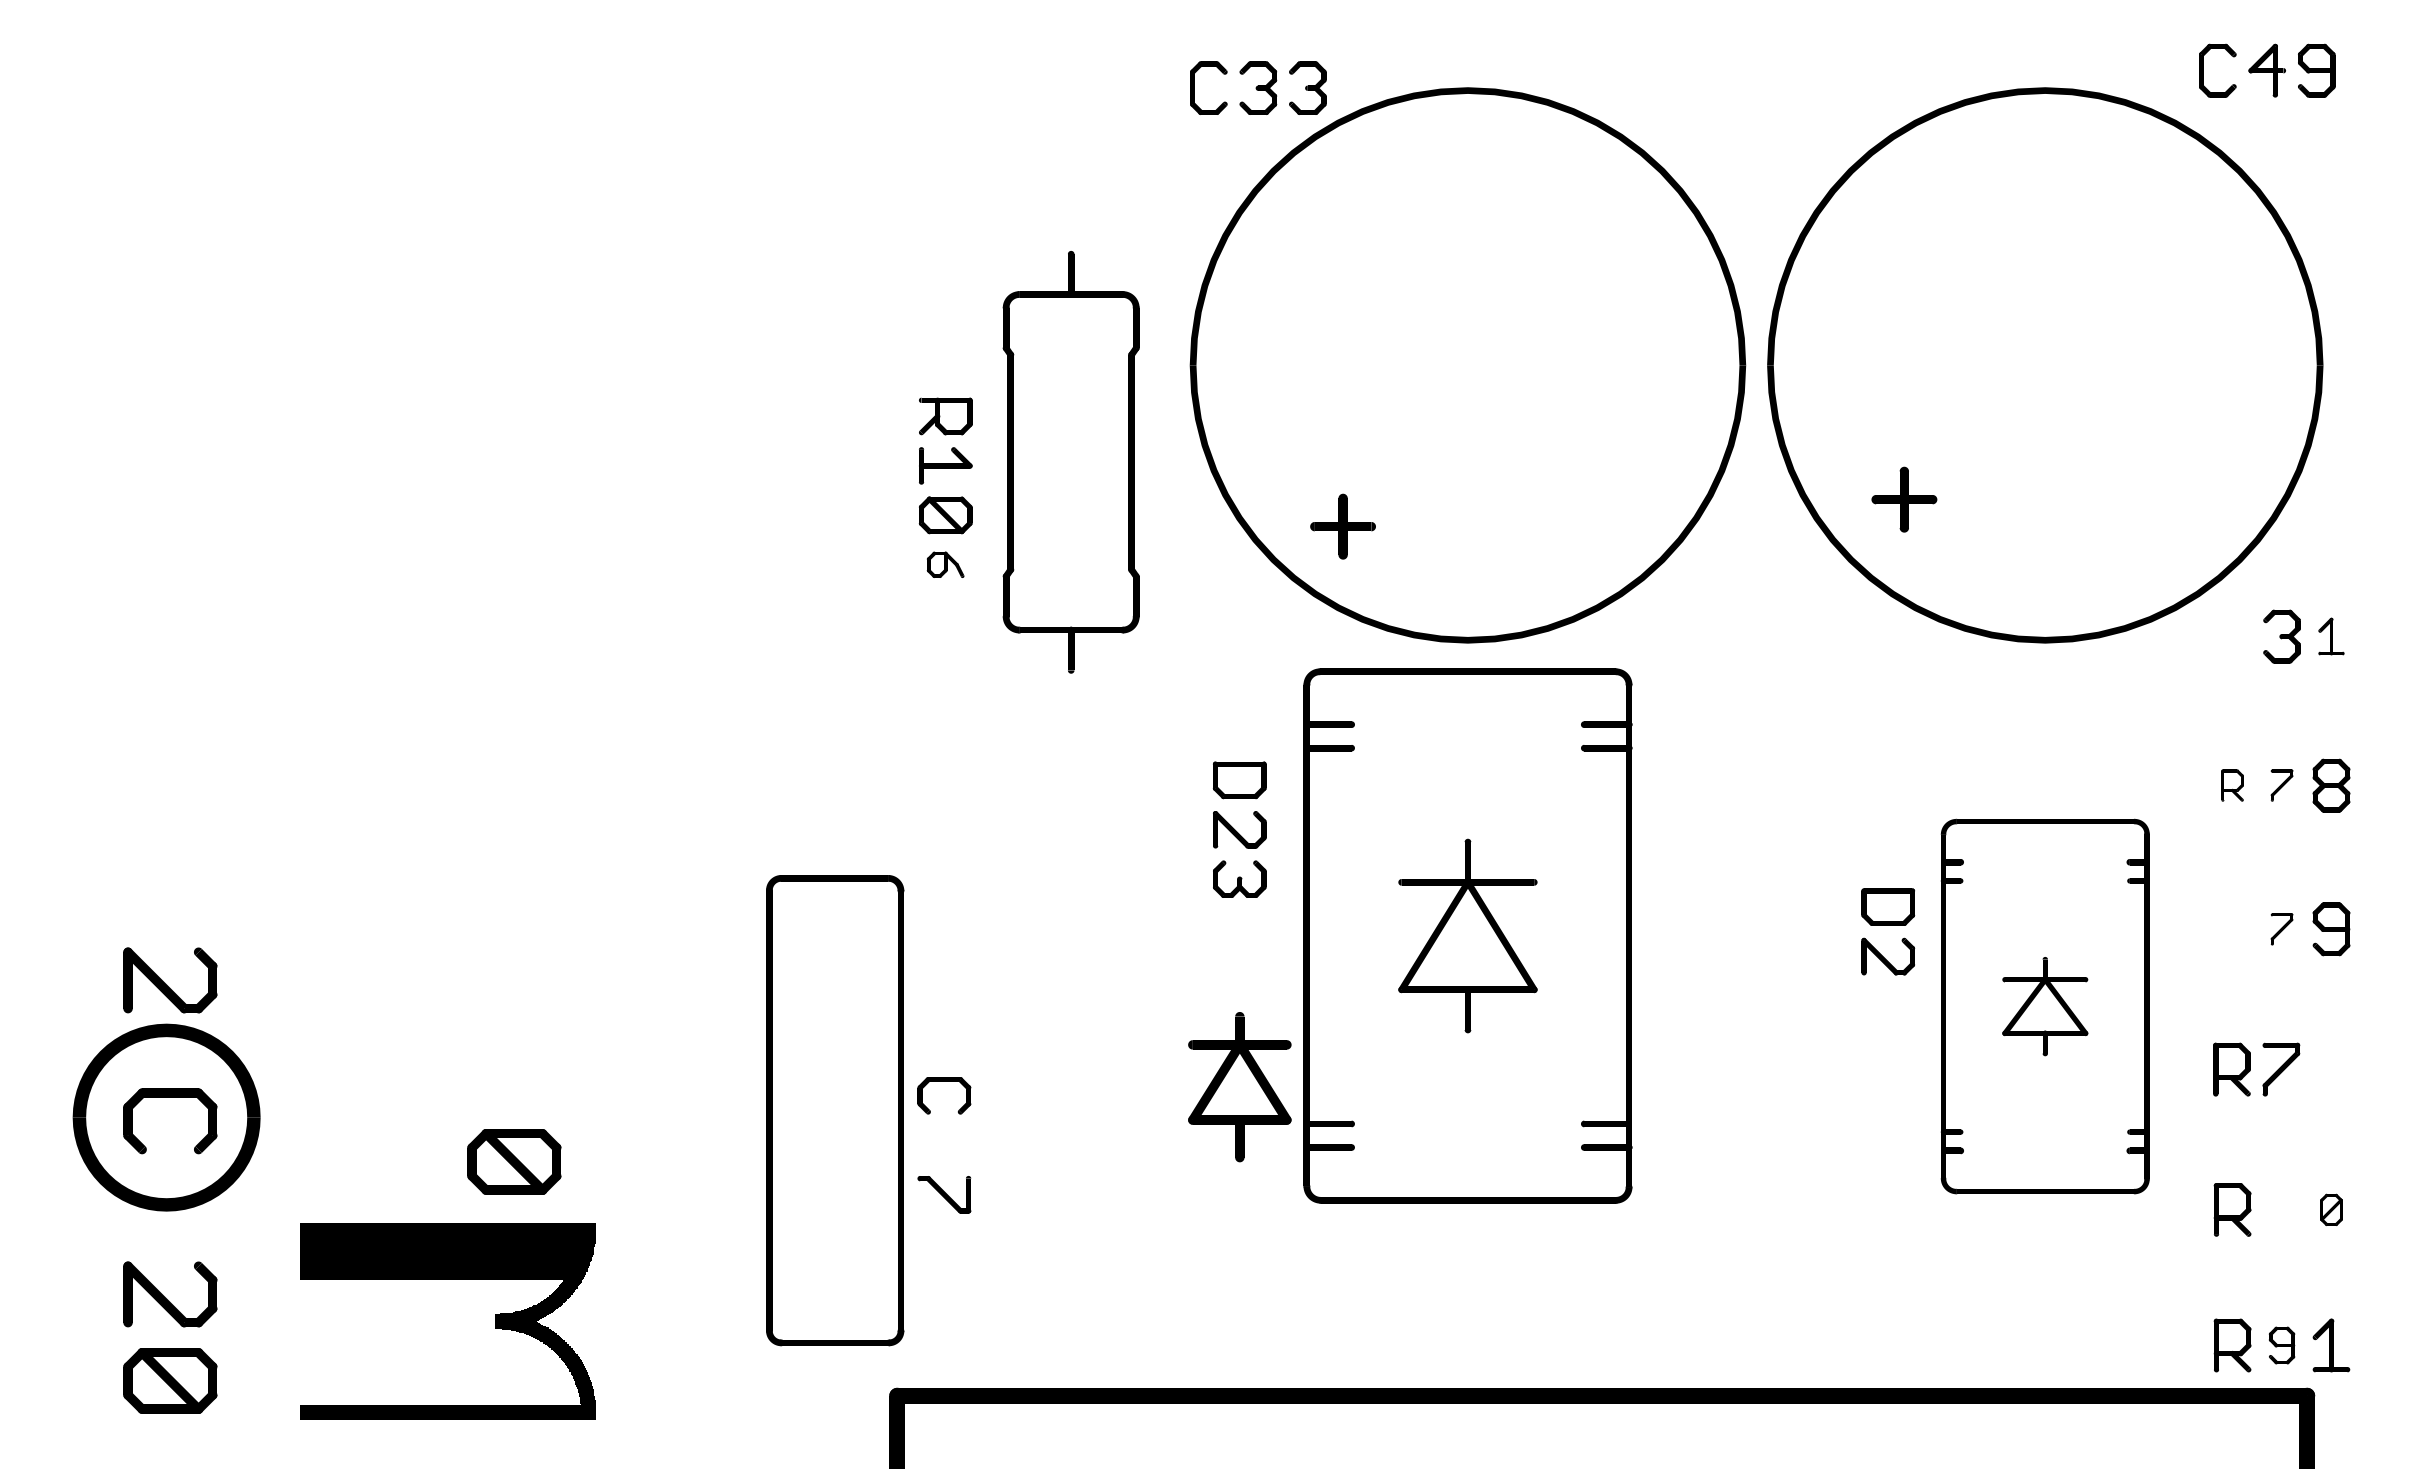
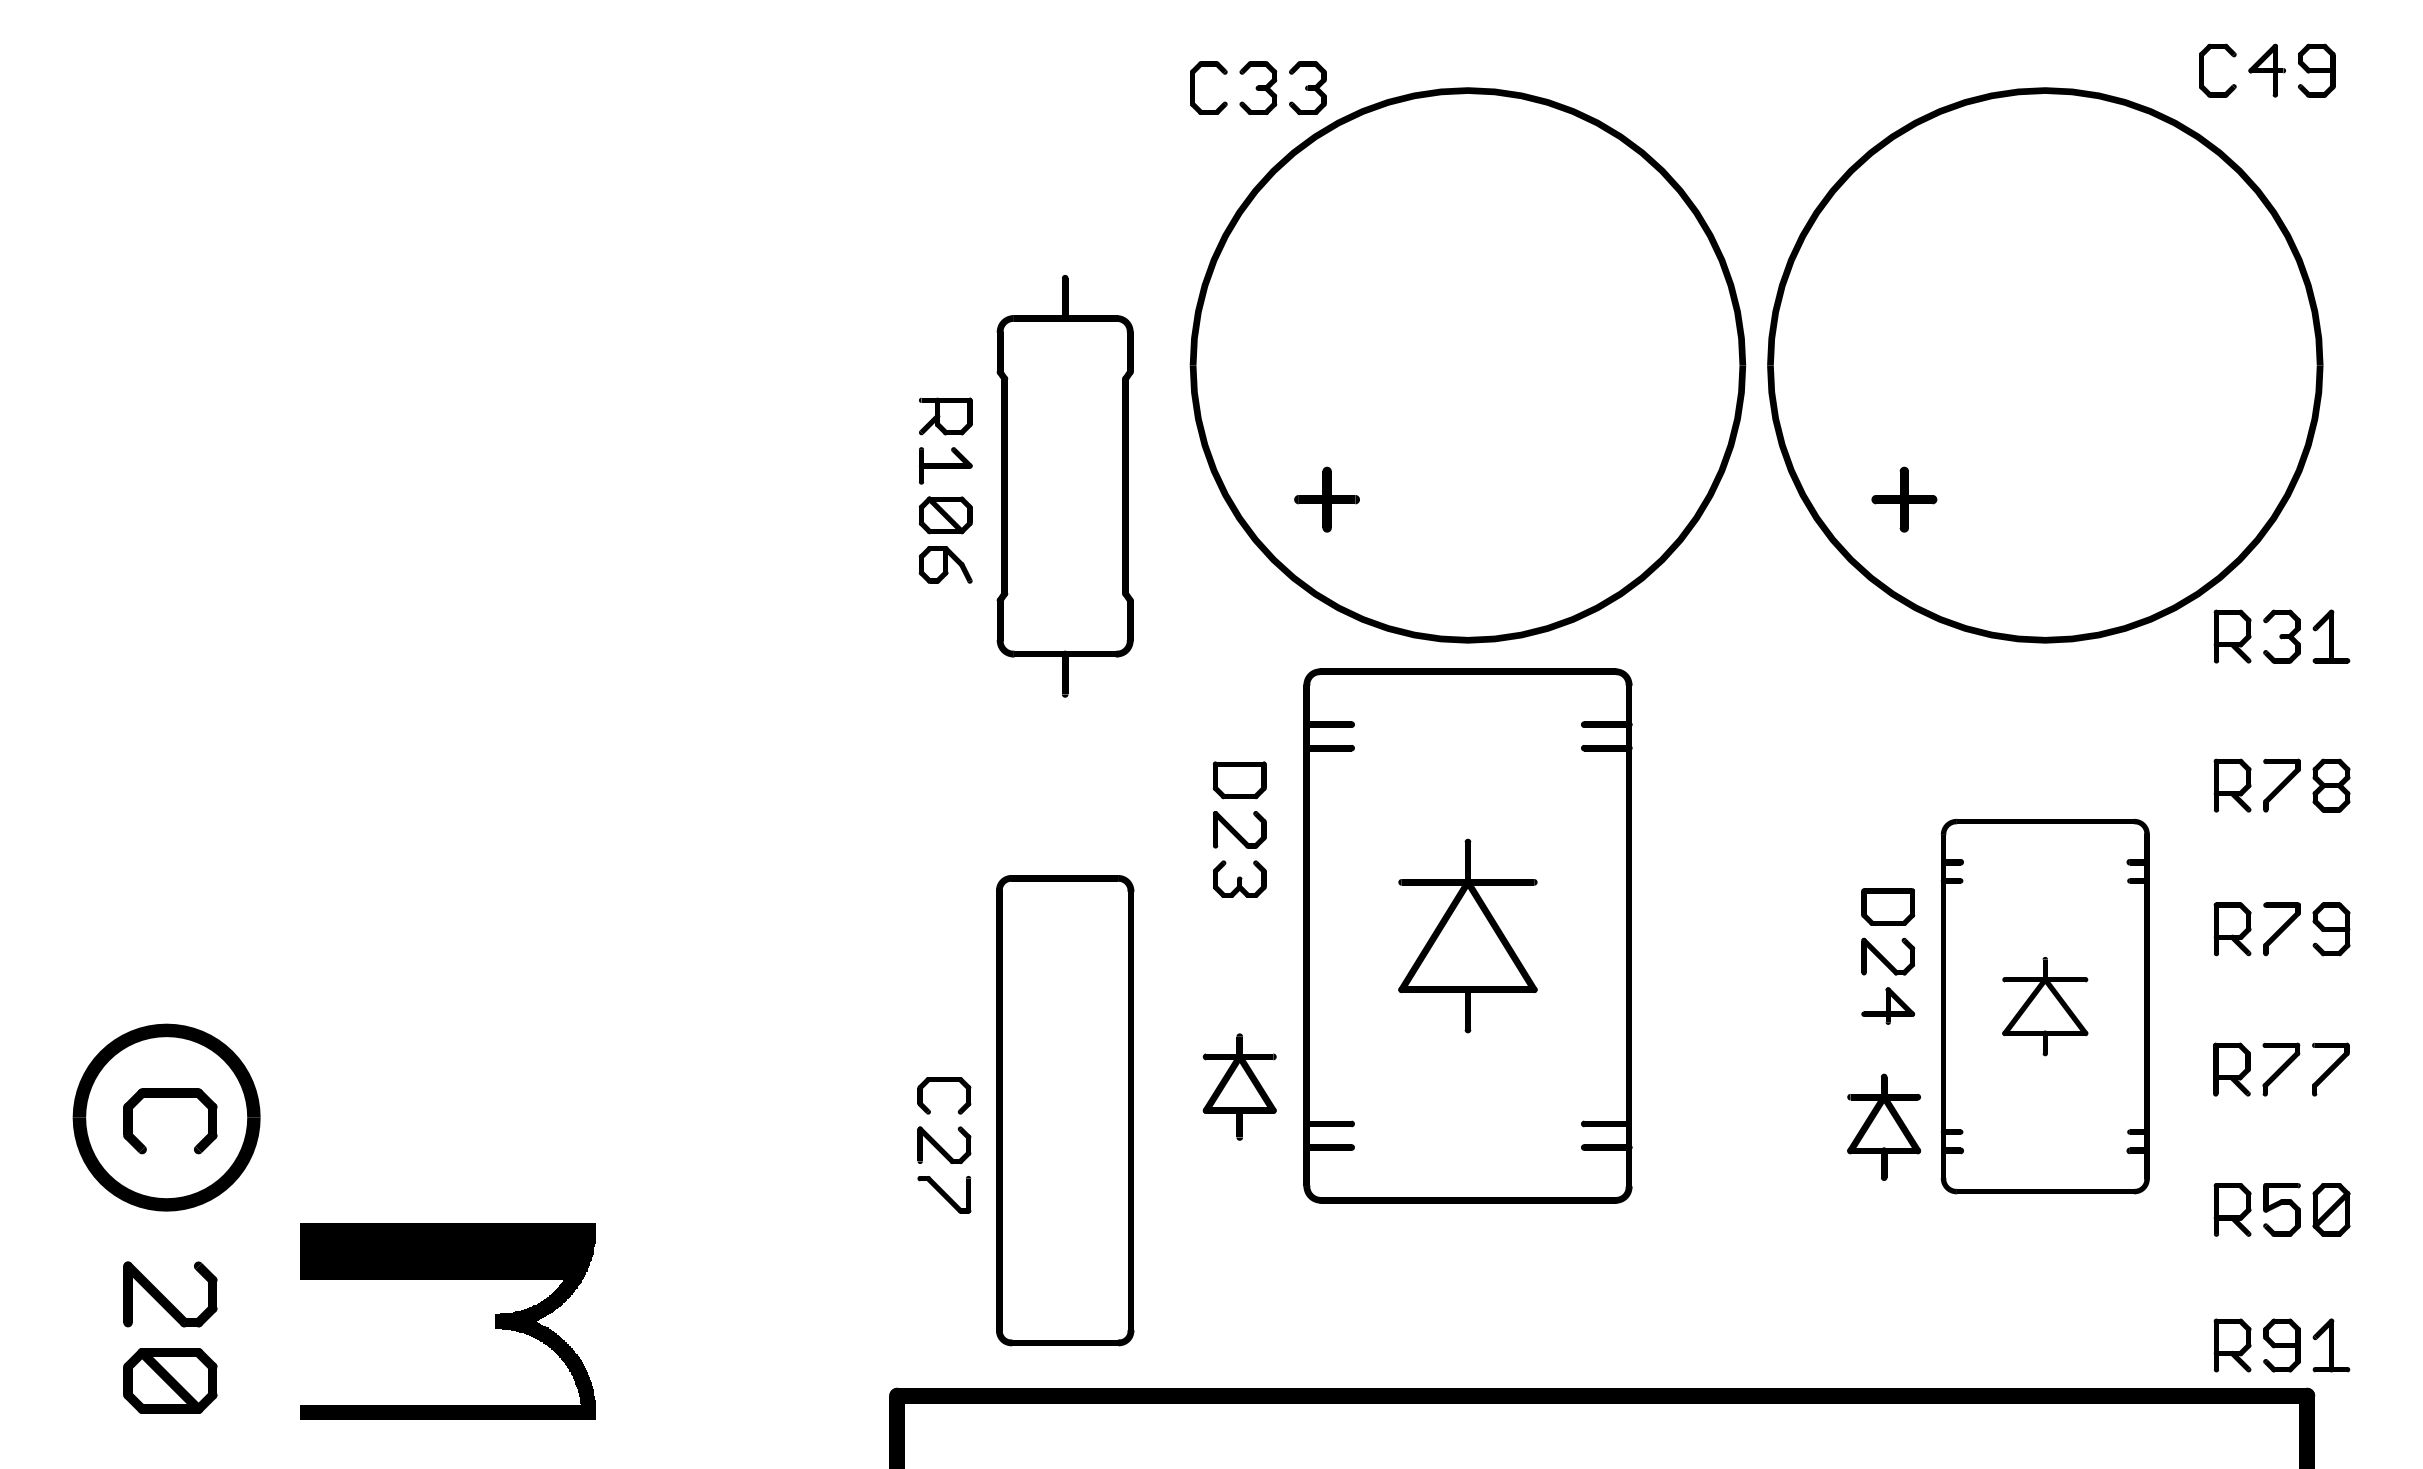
part position: (1070, 462) -> (1064, 486) (1064, 486)
part position: (1342, 526) -> (1326, 499) (1326, 499)
part size: 39x27 px -> 55x38 px (945, 564)
part: none -> present (2232, 636)
part size: 27x39 px -> 39x55 px (2331, 636)
part size: 23x33 px -> 39x55 px (2232, 785)
part size: 24x33 px -> 38x55 px (2281, 785)
part: none -> present (2232, 929)
part size: 24x33 px -> 38x55 px (2281, 929)
part: present -> none (170, 980)
part: none -> present (1888, 1005)
part: none -> present (2330, 1069)
part size: 104x151 px -> 75x108 px (1239, 1086)
part position: (835, 1110) -> (1065, 1110) (1065, 1110)
part: none -> present (1884, 1126)
part: none -> present (944, 1145)
part: present -> none (514, 1161)
part: none -> present (2281, 1209)
part size: 23x33 px -> 39x54 px (2331, 1209)
part size: 28x39 px -> 38x55 px (2281, 1345)
